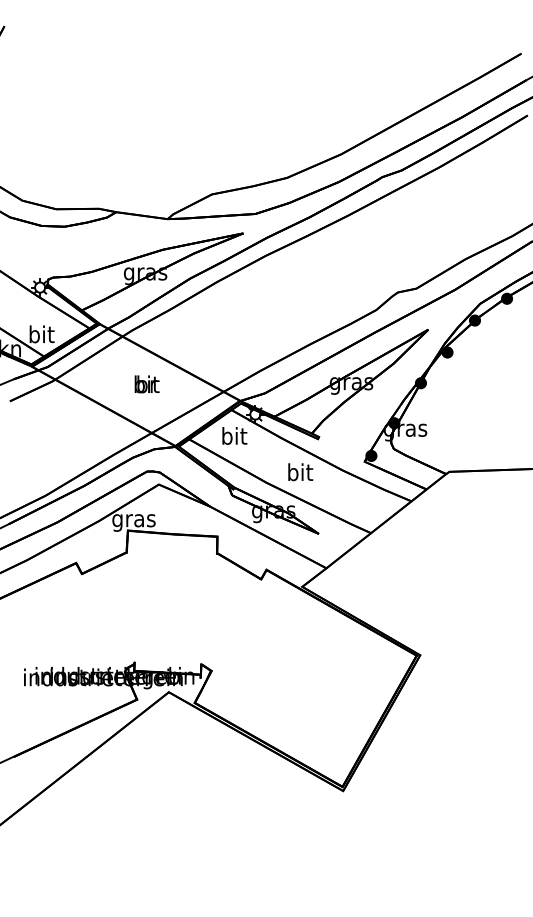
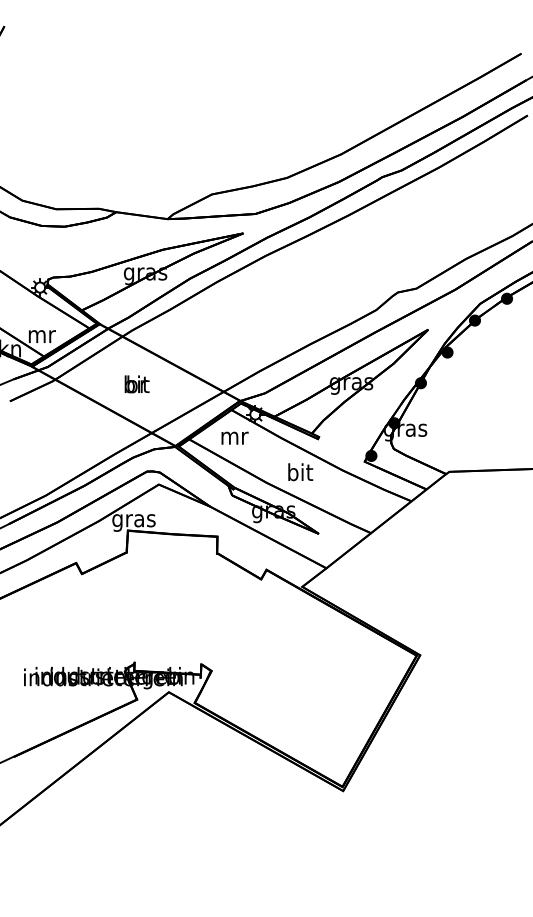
text: bit -> mr (41, 334)
text position: (146, 384) -> (136, 384) (136, 384)
text: bit -> mr (234, 435)
